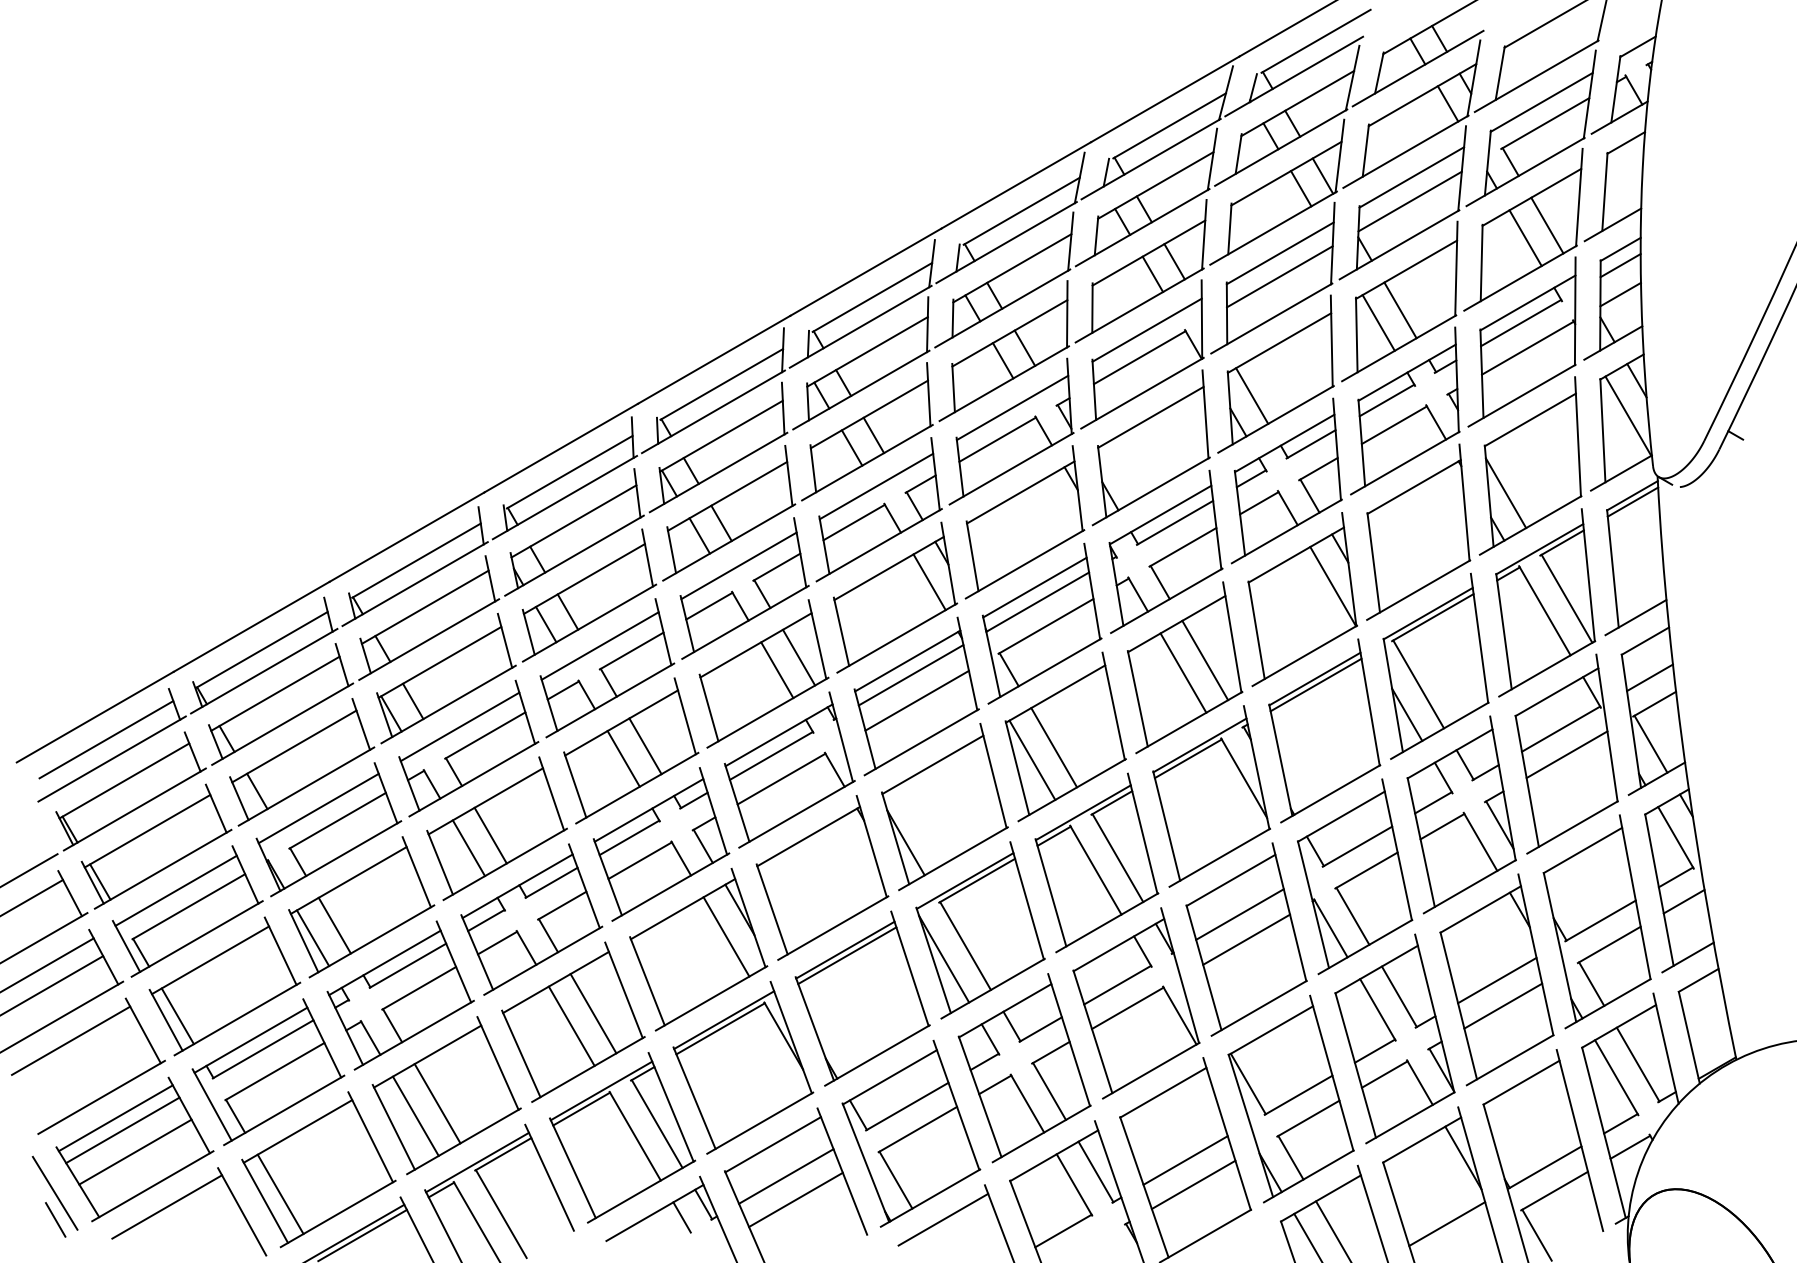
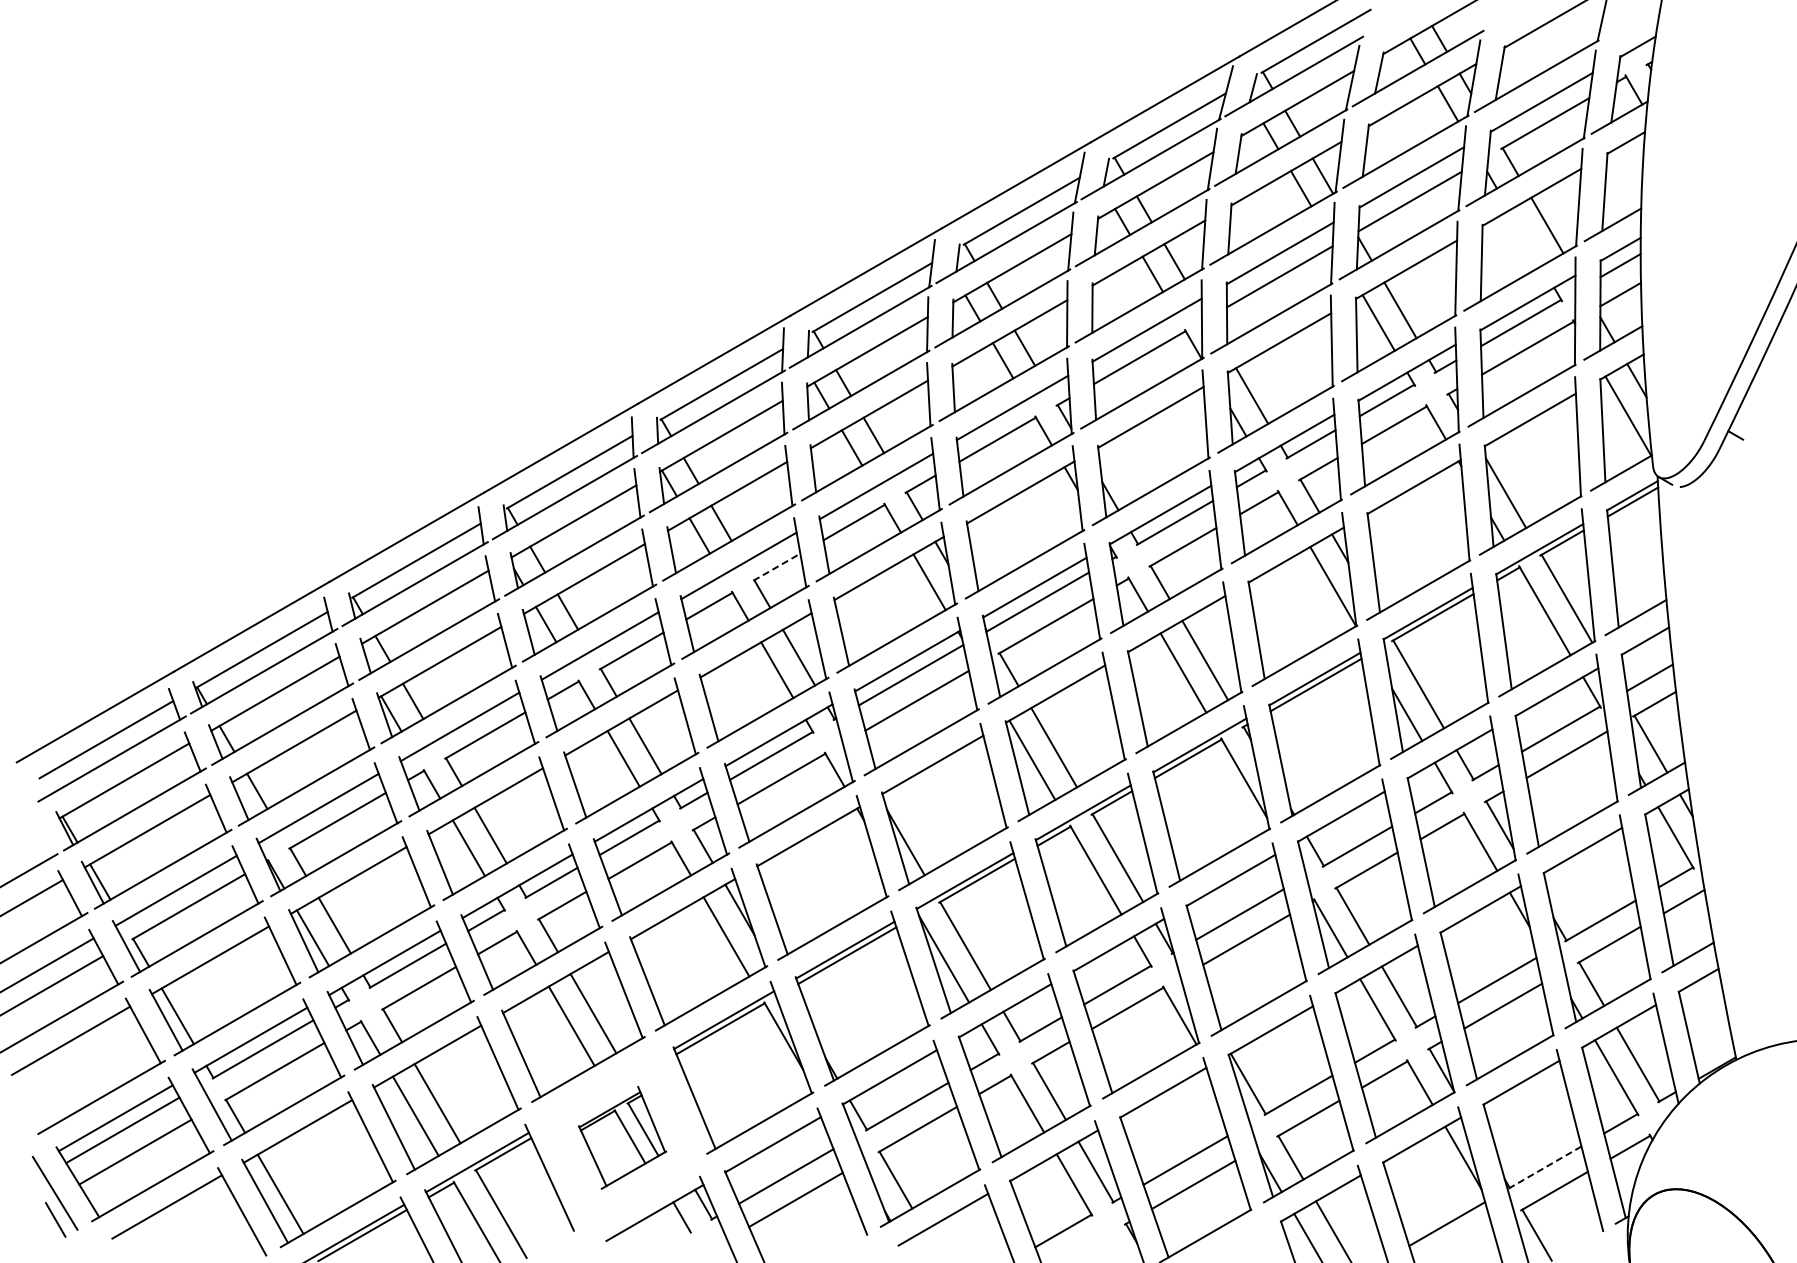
line: present -> none (1525, 238)
line: solid -> dashed (777, 566)
part size: 147x172 px -> 90x104 px (622, 1137)
line: solid -> dashed (1545, 1167)
